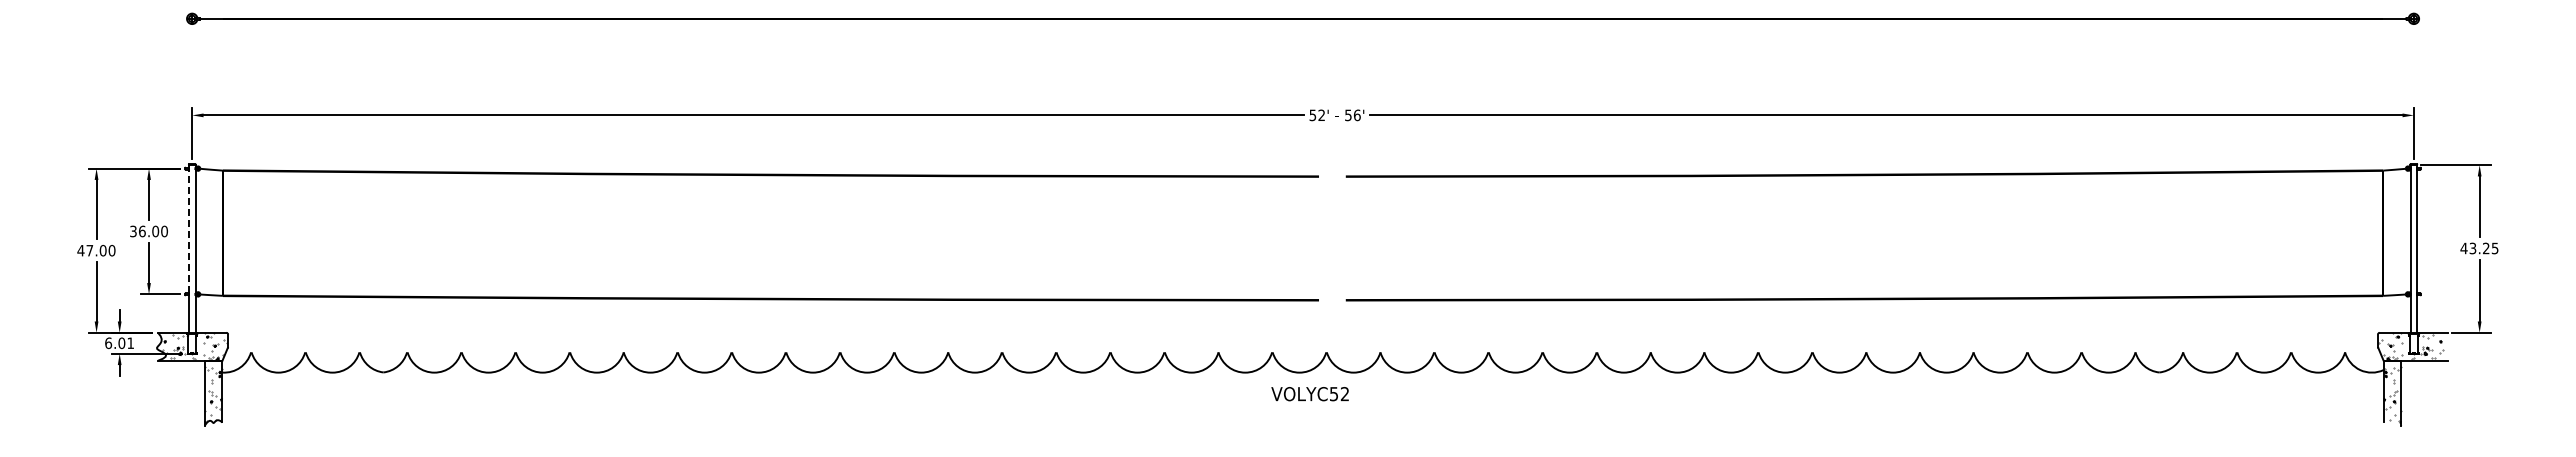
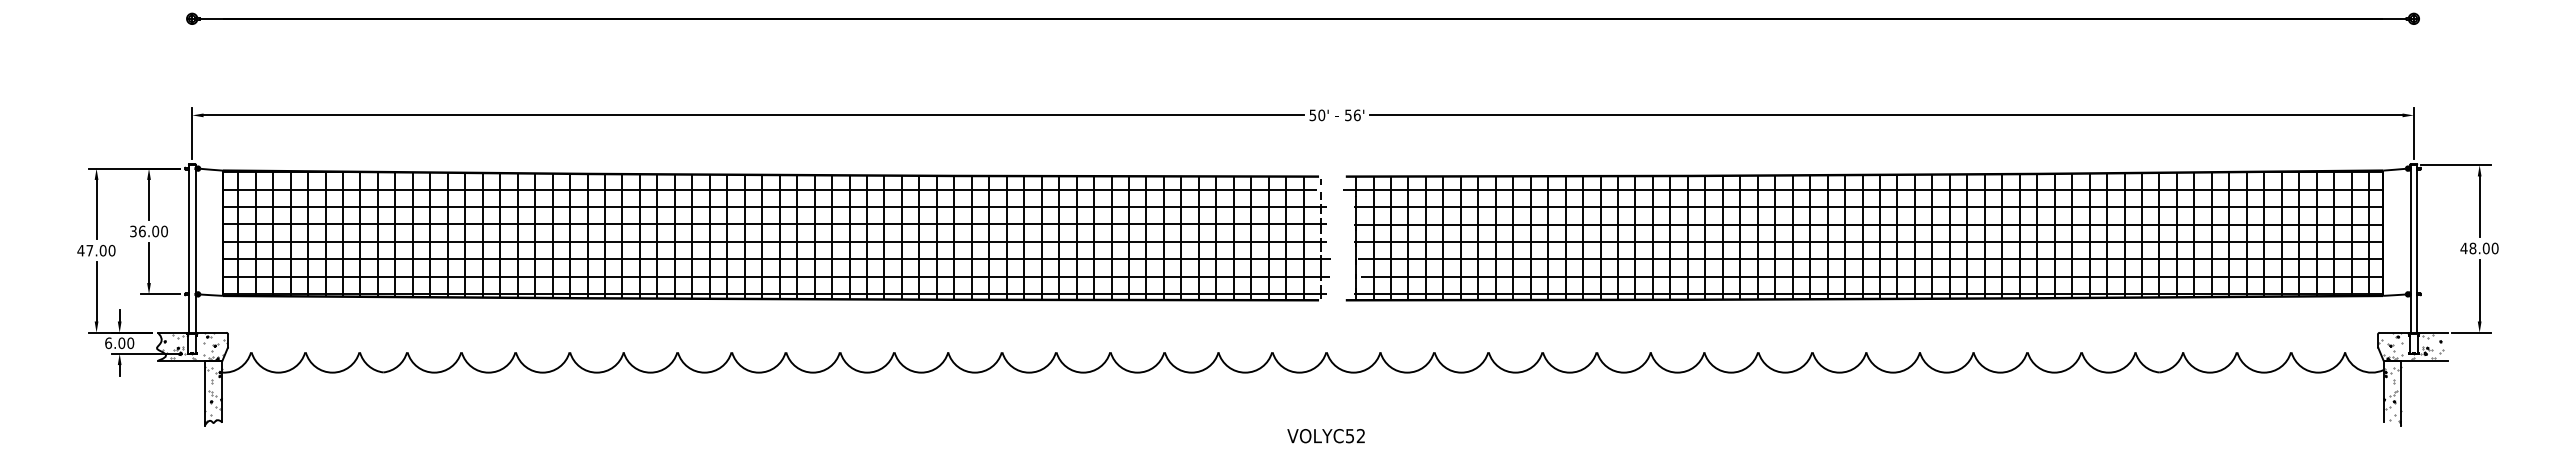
text: 52' -> 50' (1321, 115)
line: dashed -> solid (188, 231)
hatch: none -> present (776, 235)
hatch: none -> present (1863, 235)
text: 43.25 -> 48.00 (2483, 248)
text: 6.01 -> 6.00 (130, 343)
text position: (1309, 394) -> (1325, 436) (1325, 436)
